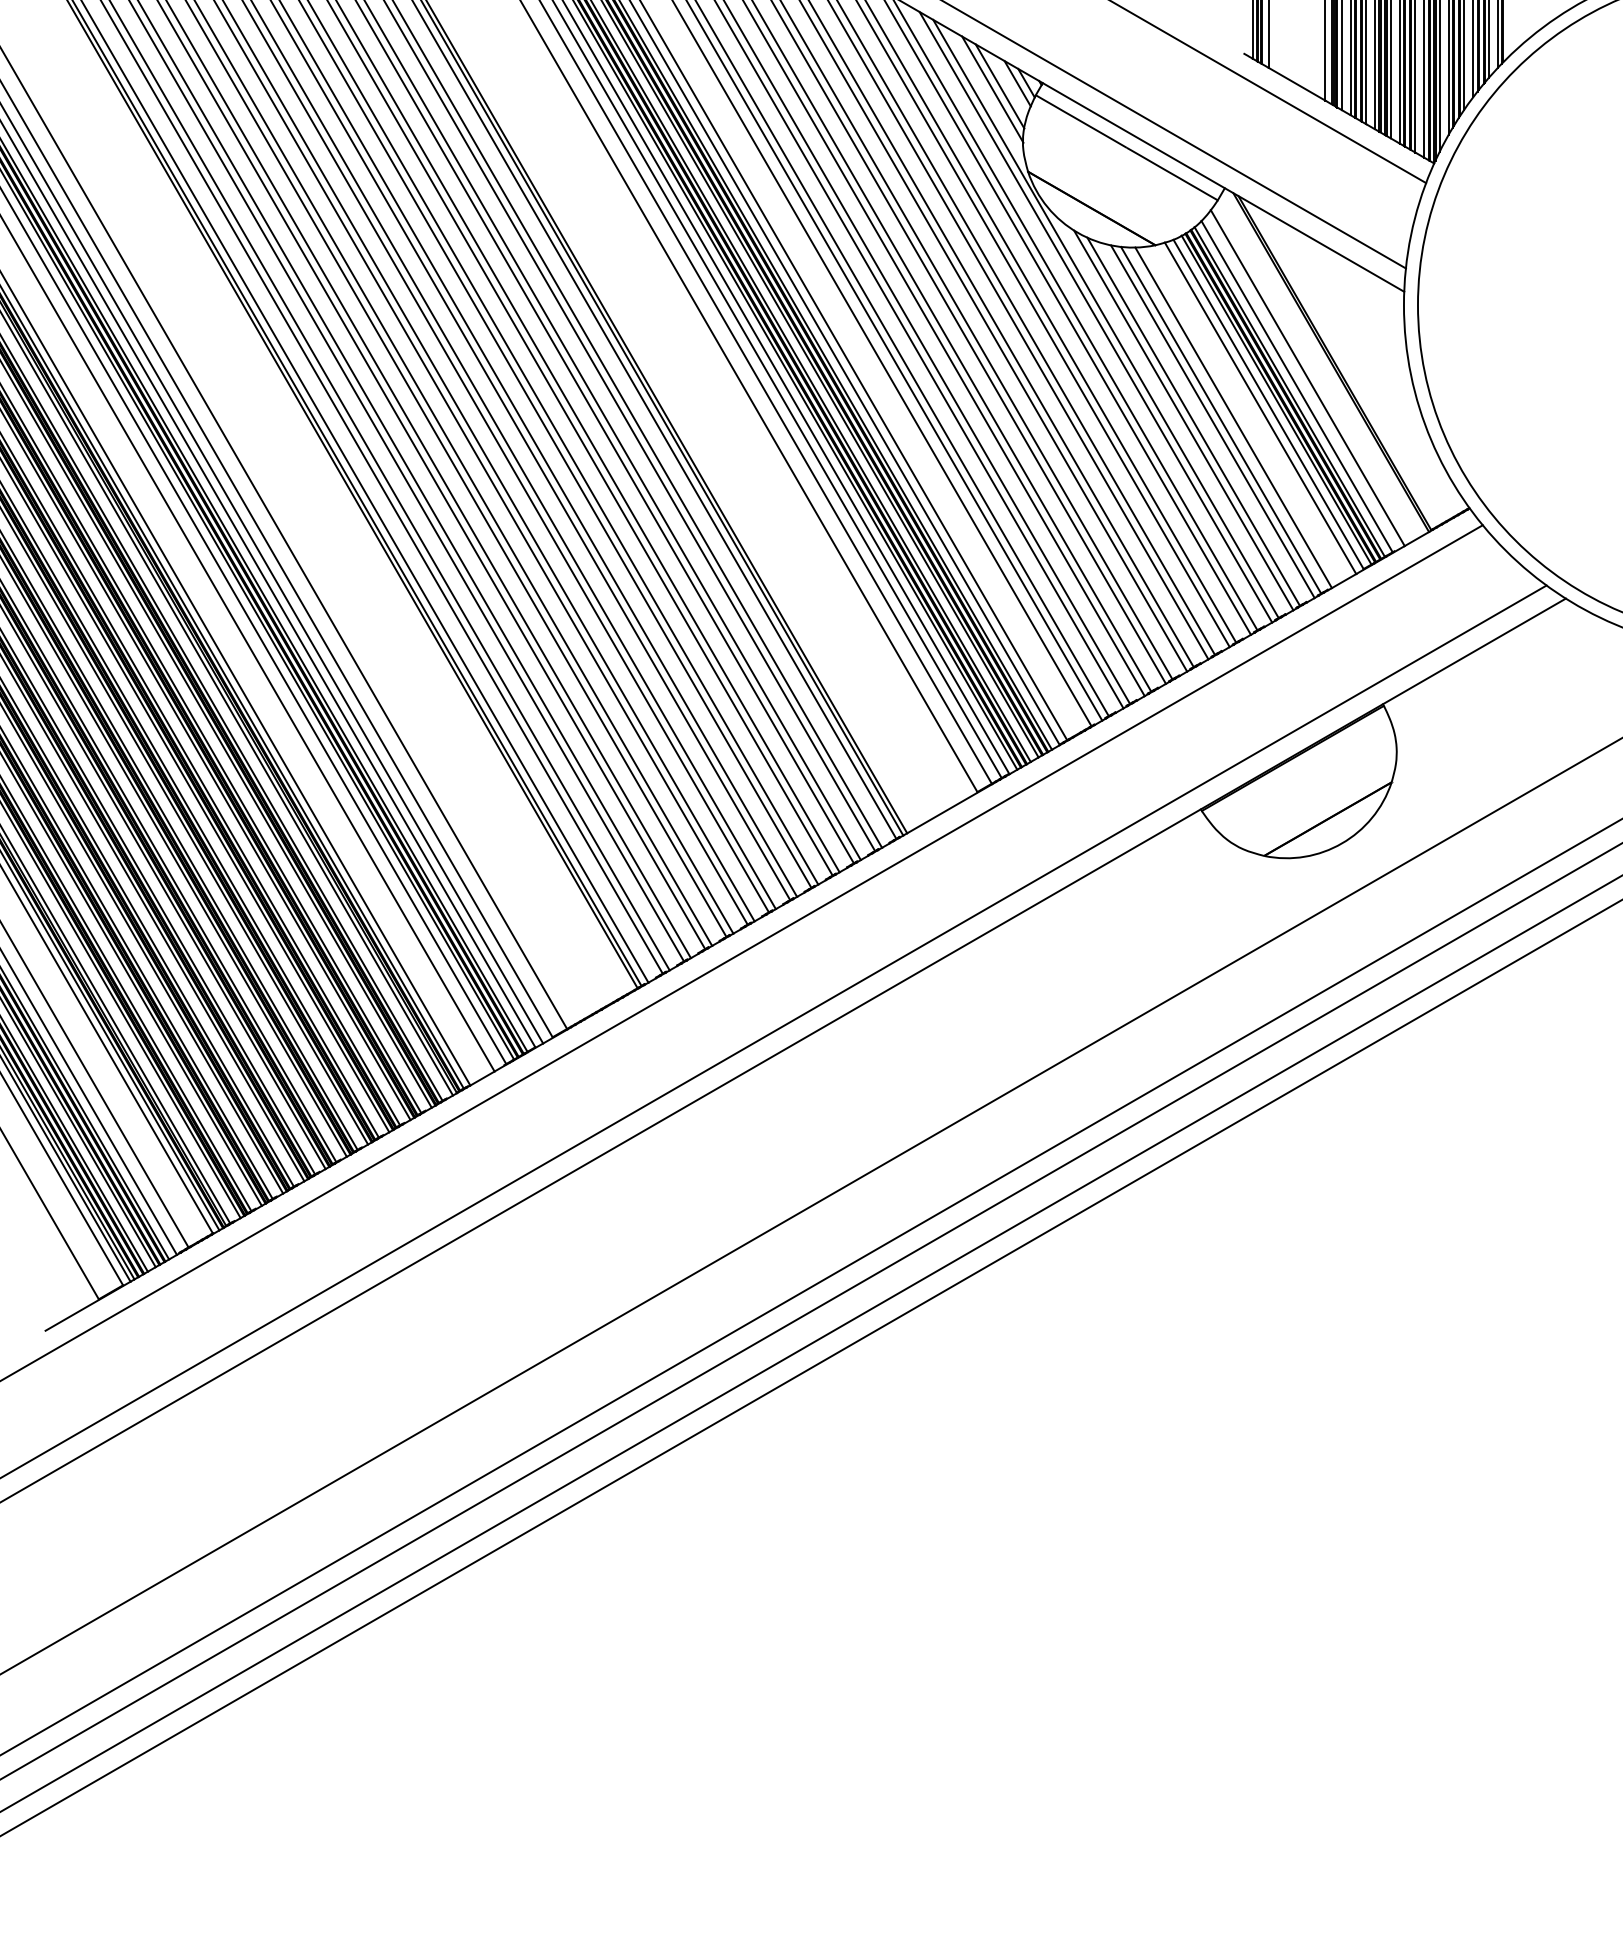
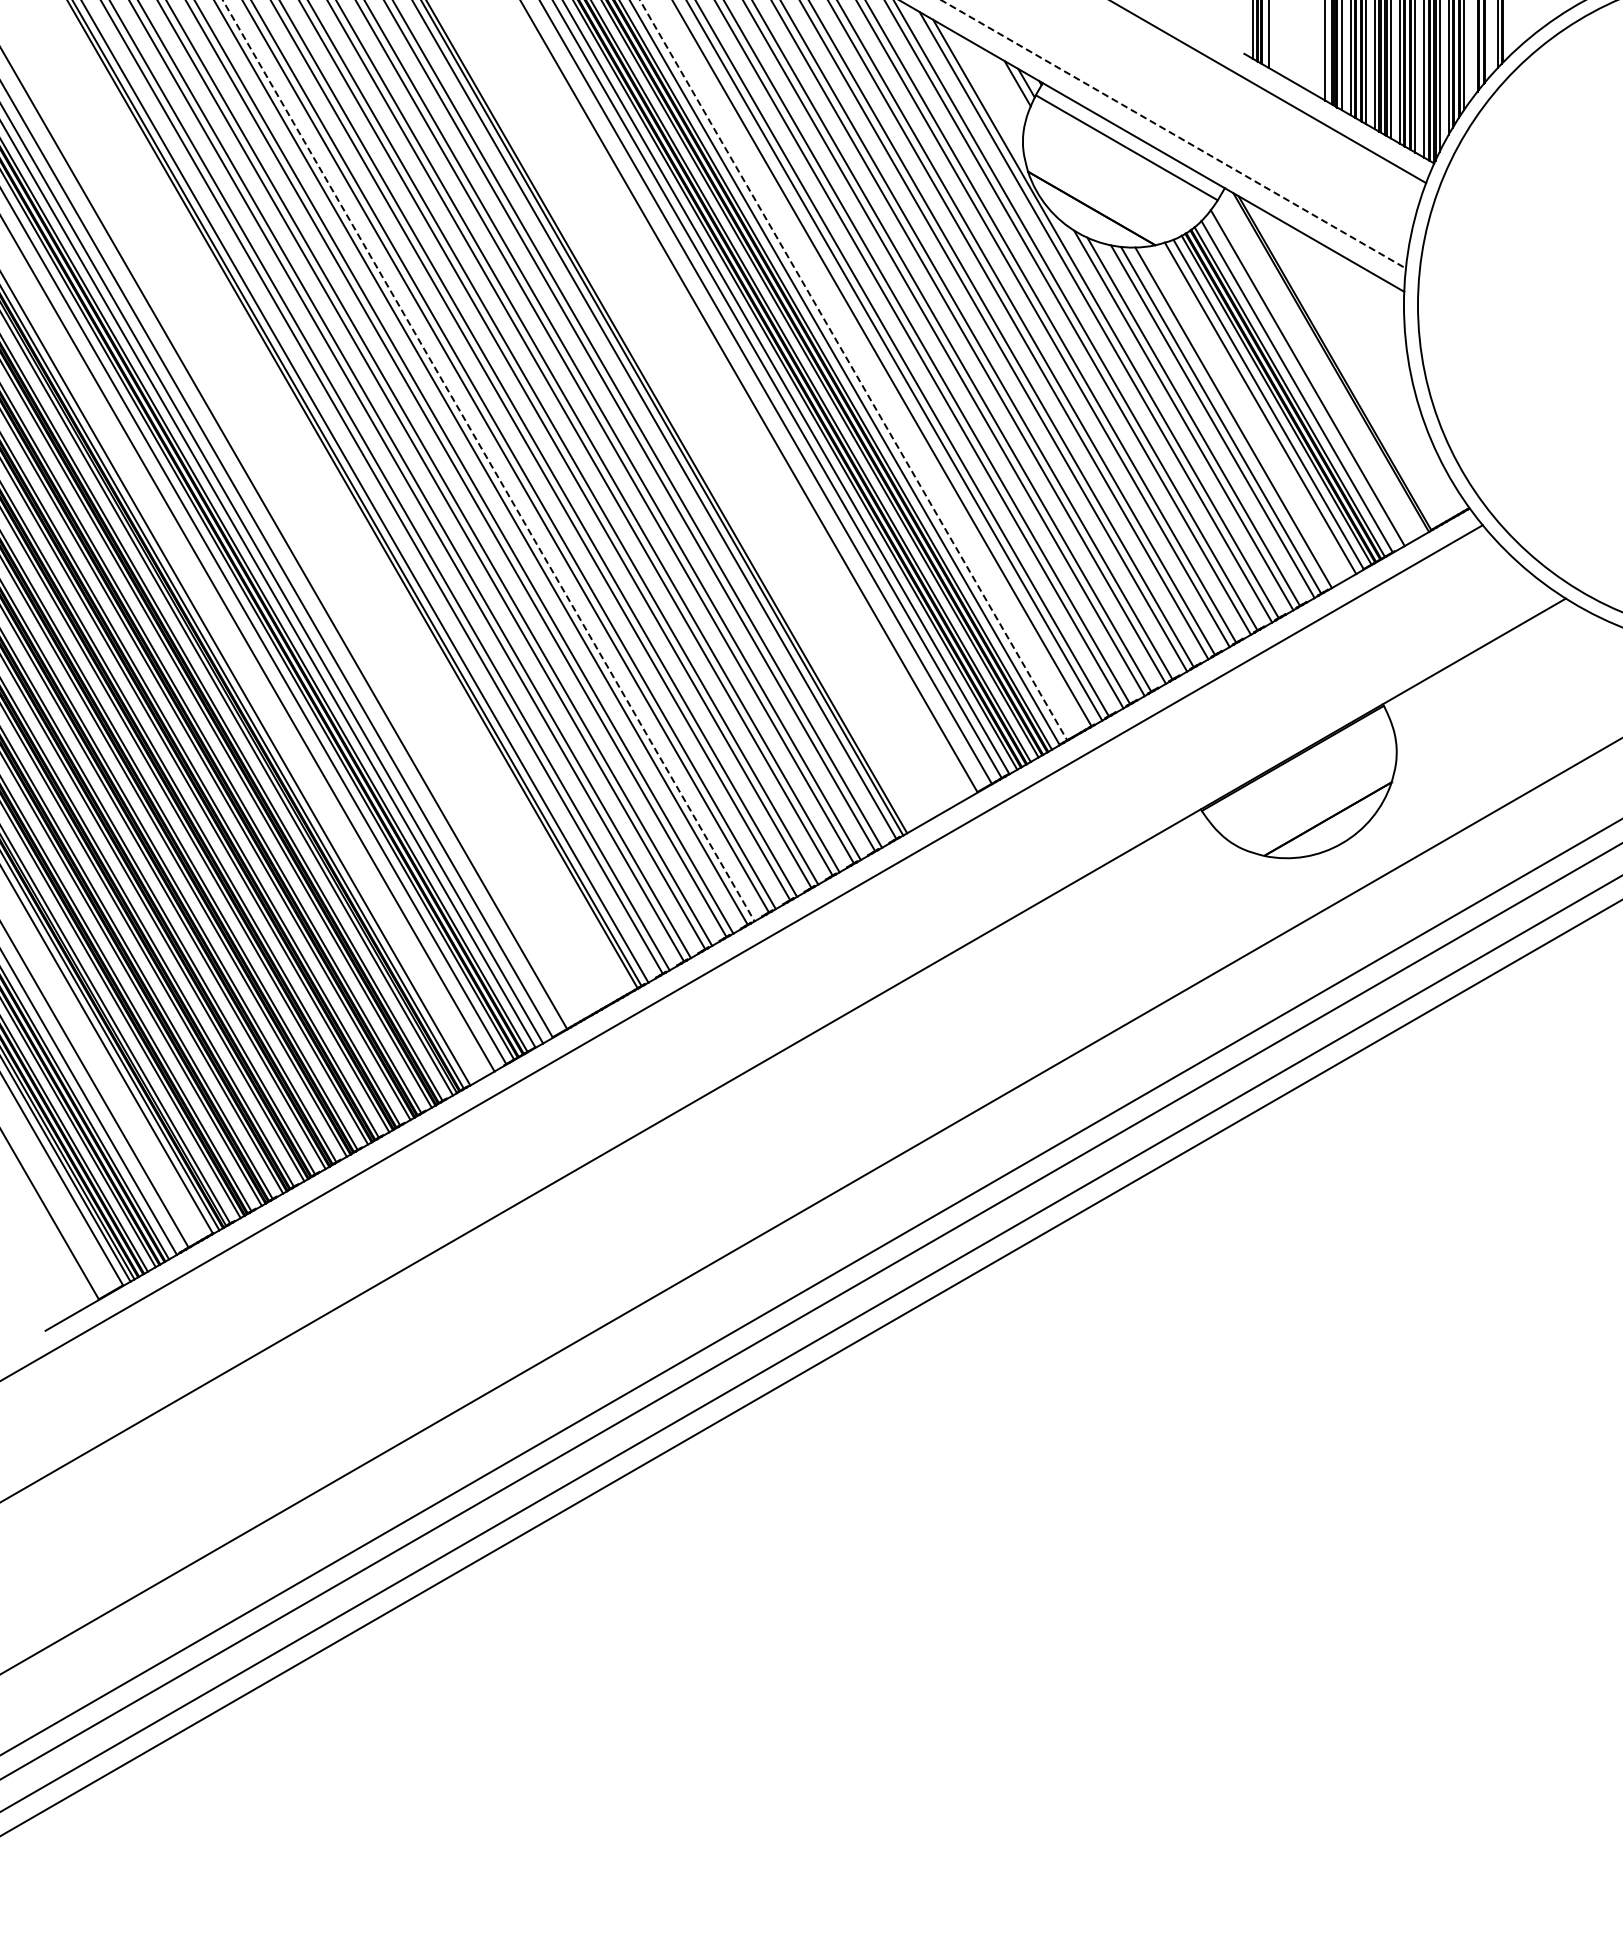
line: present -> none (1488, 39)
line: present -> none (1473, 49)
line: present -> none (999, 86)
line: present -> none (992, 89)
line: solid -> dashed (1173, 134)
line: solid -> dashed (853, 370)
line: solid -> dashed (488, 460)
line: present -> none (774, 1031)
